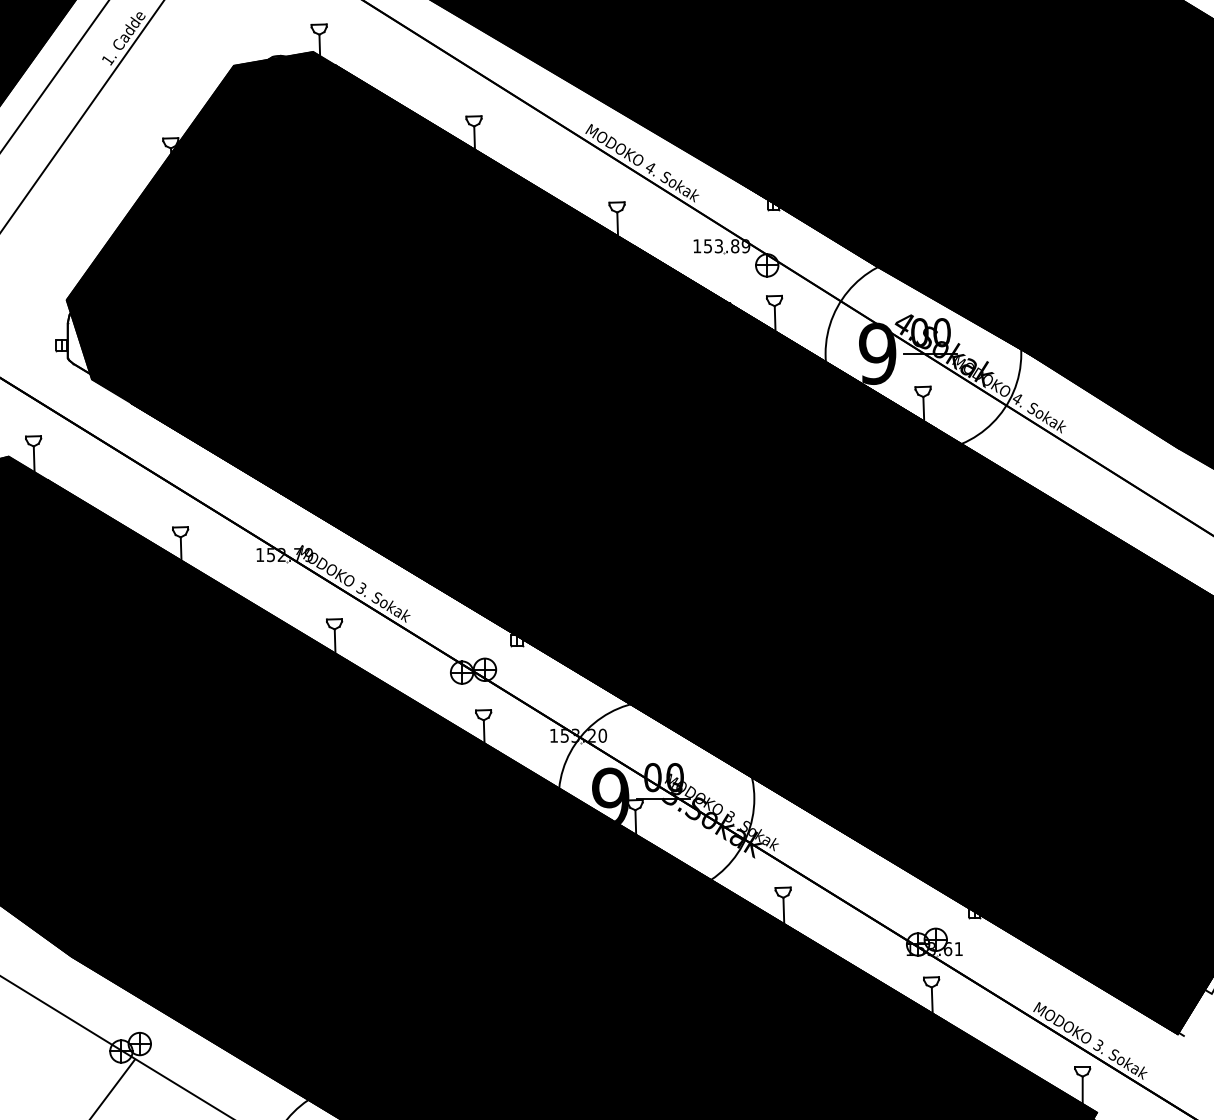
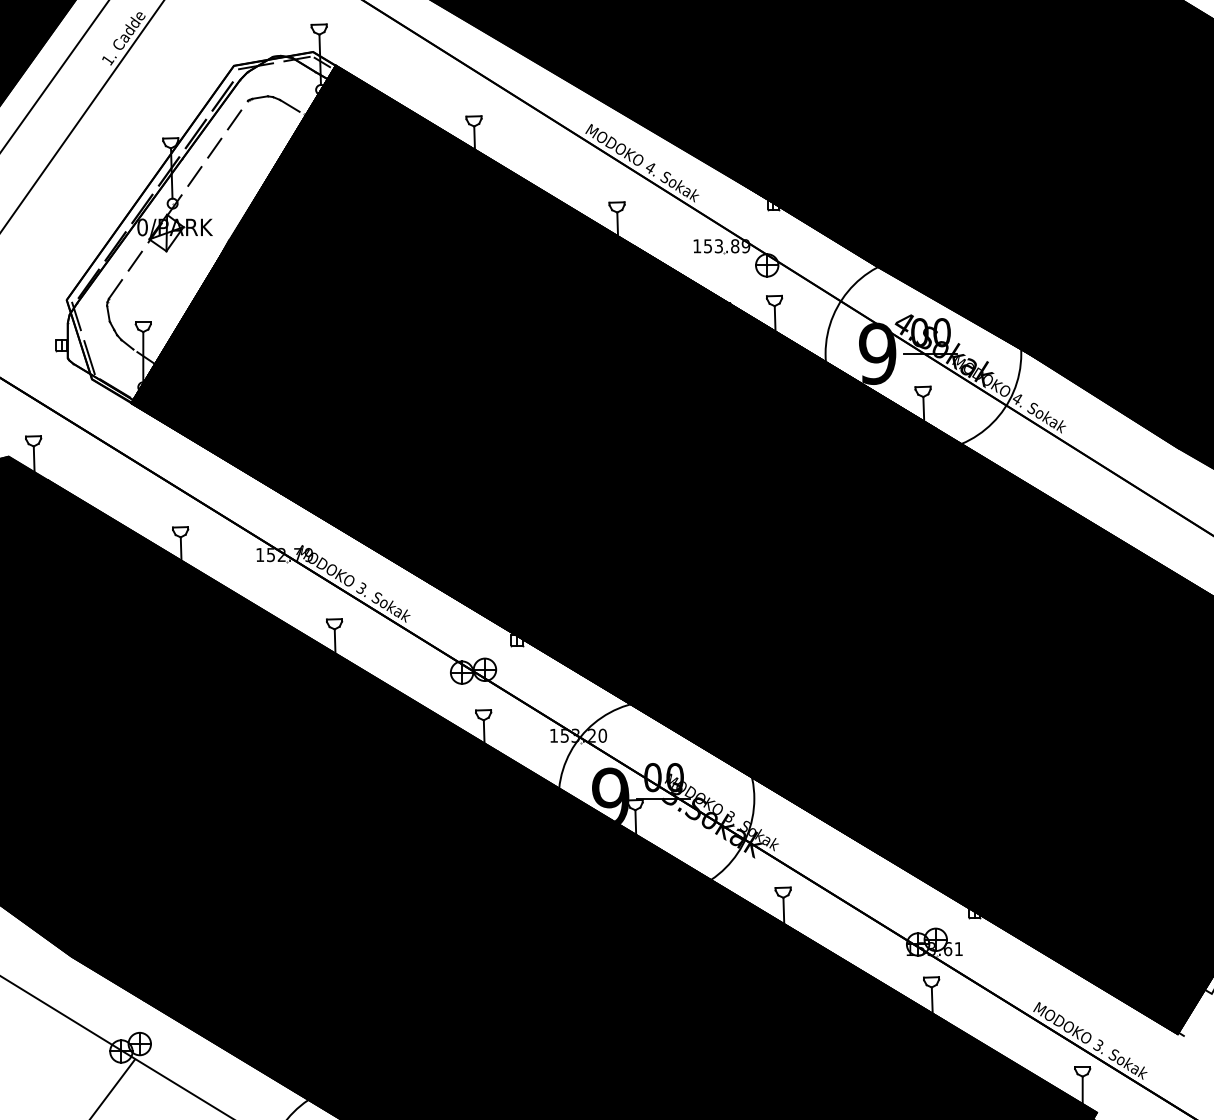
fill: present -> none (200, 227)
